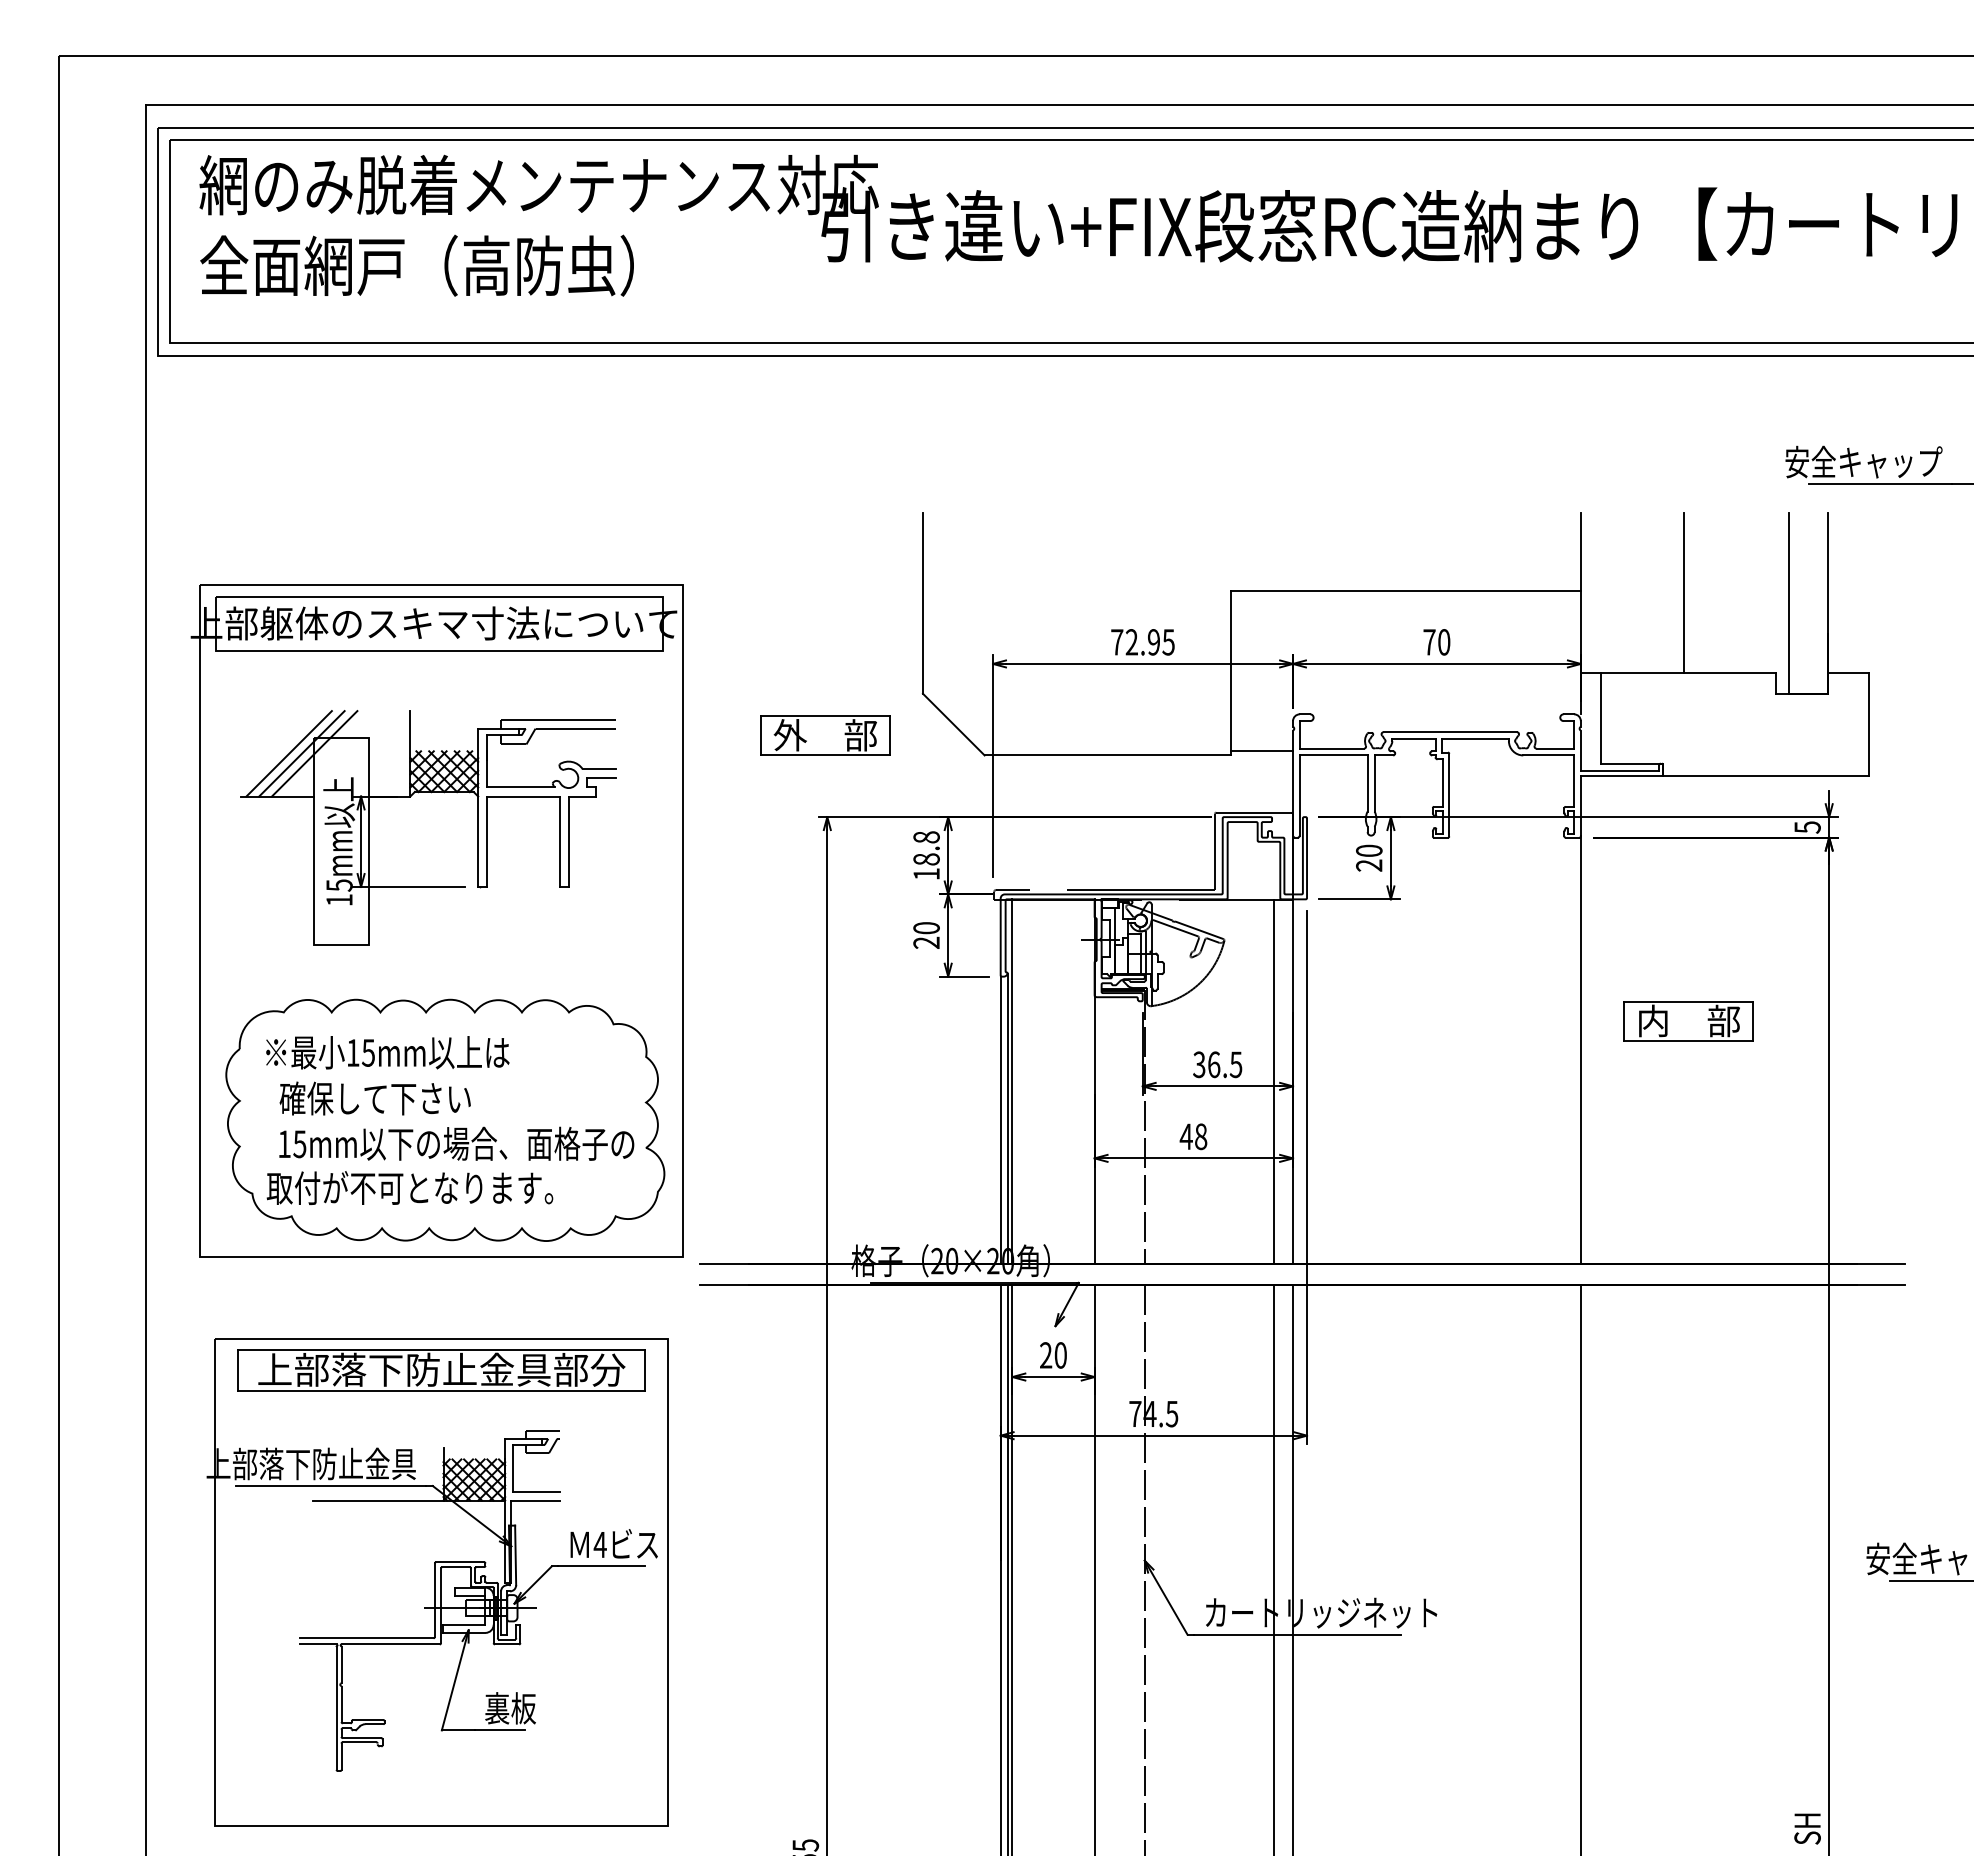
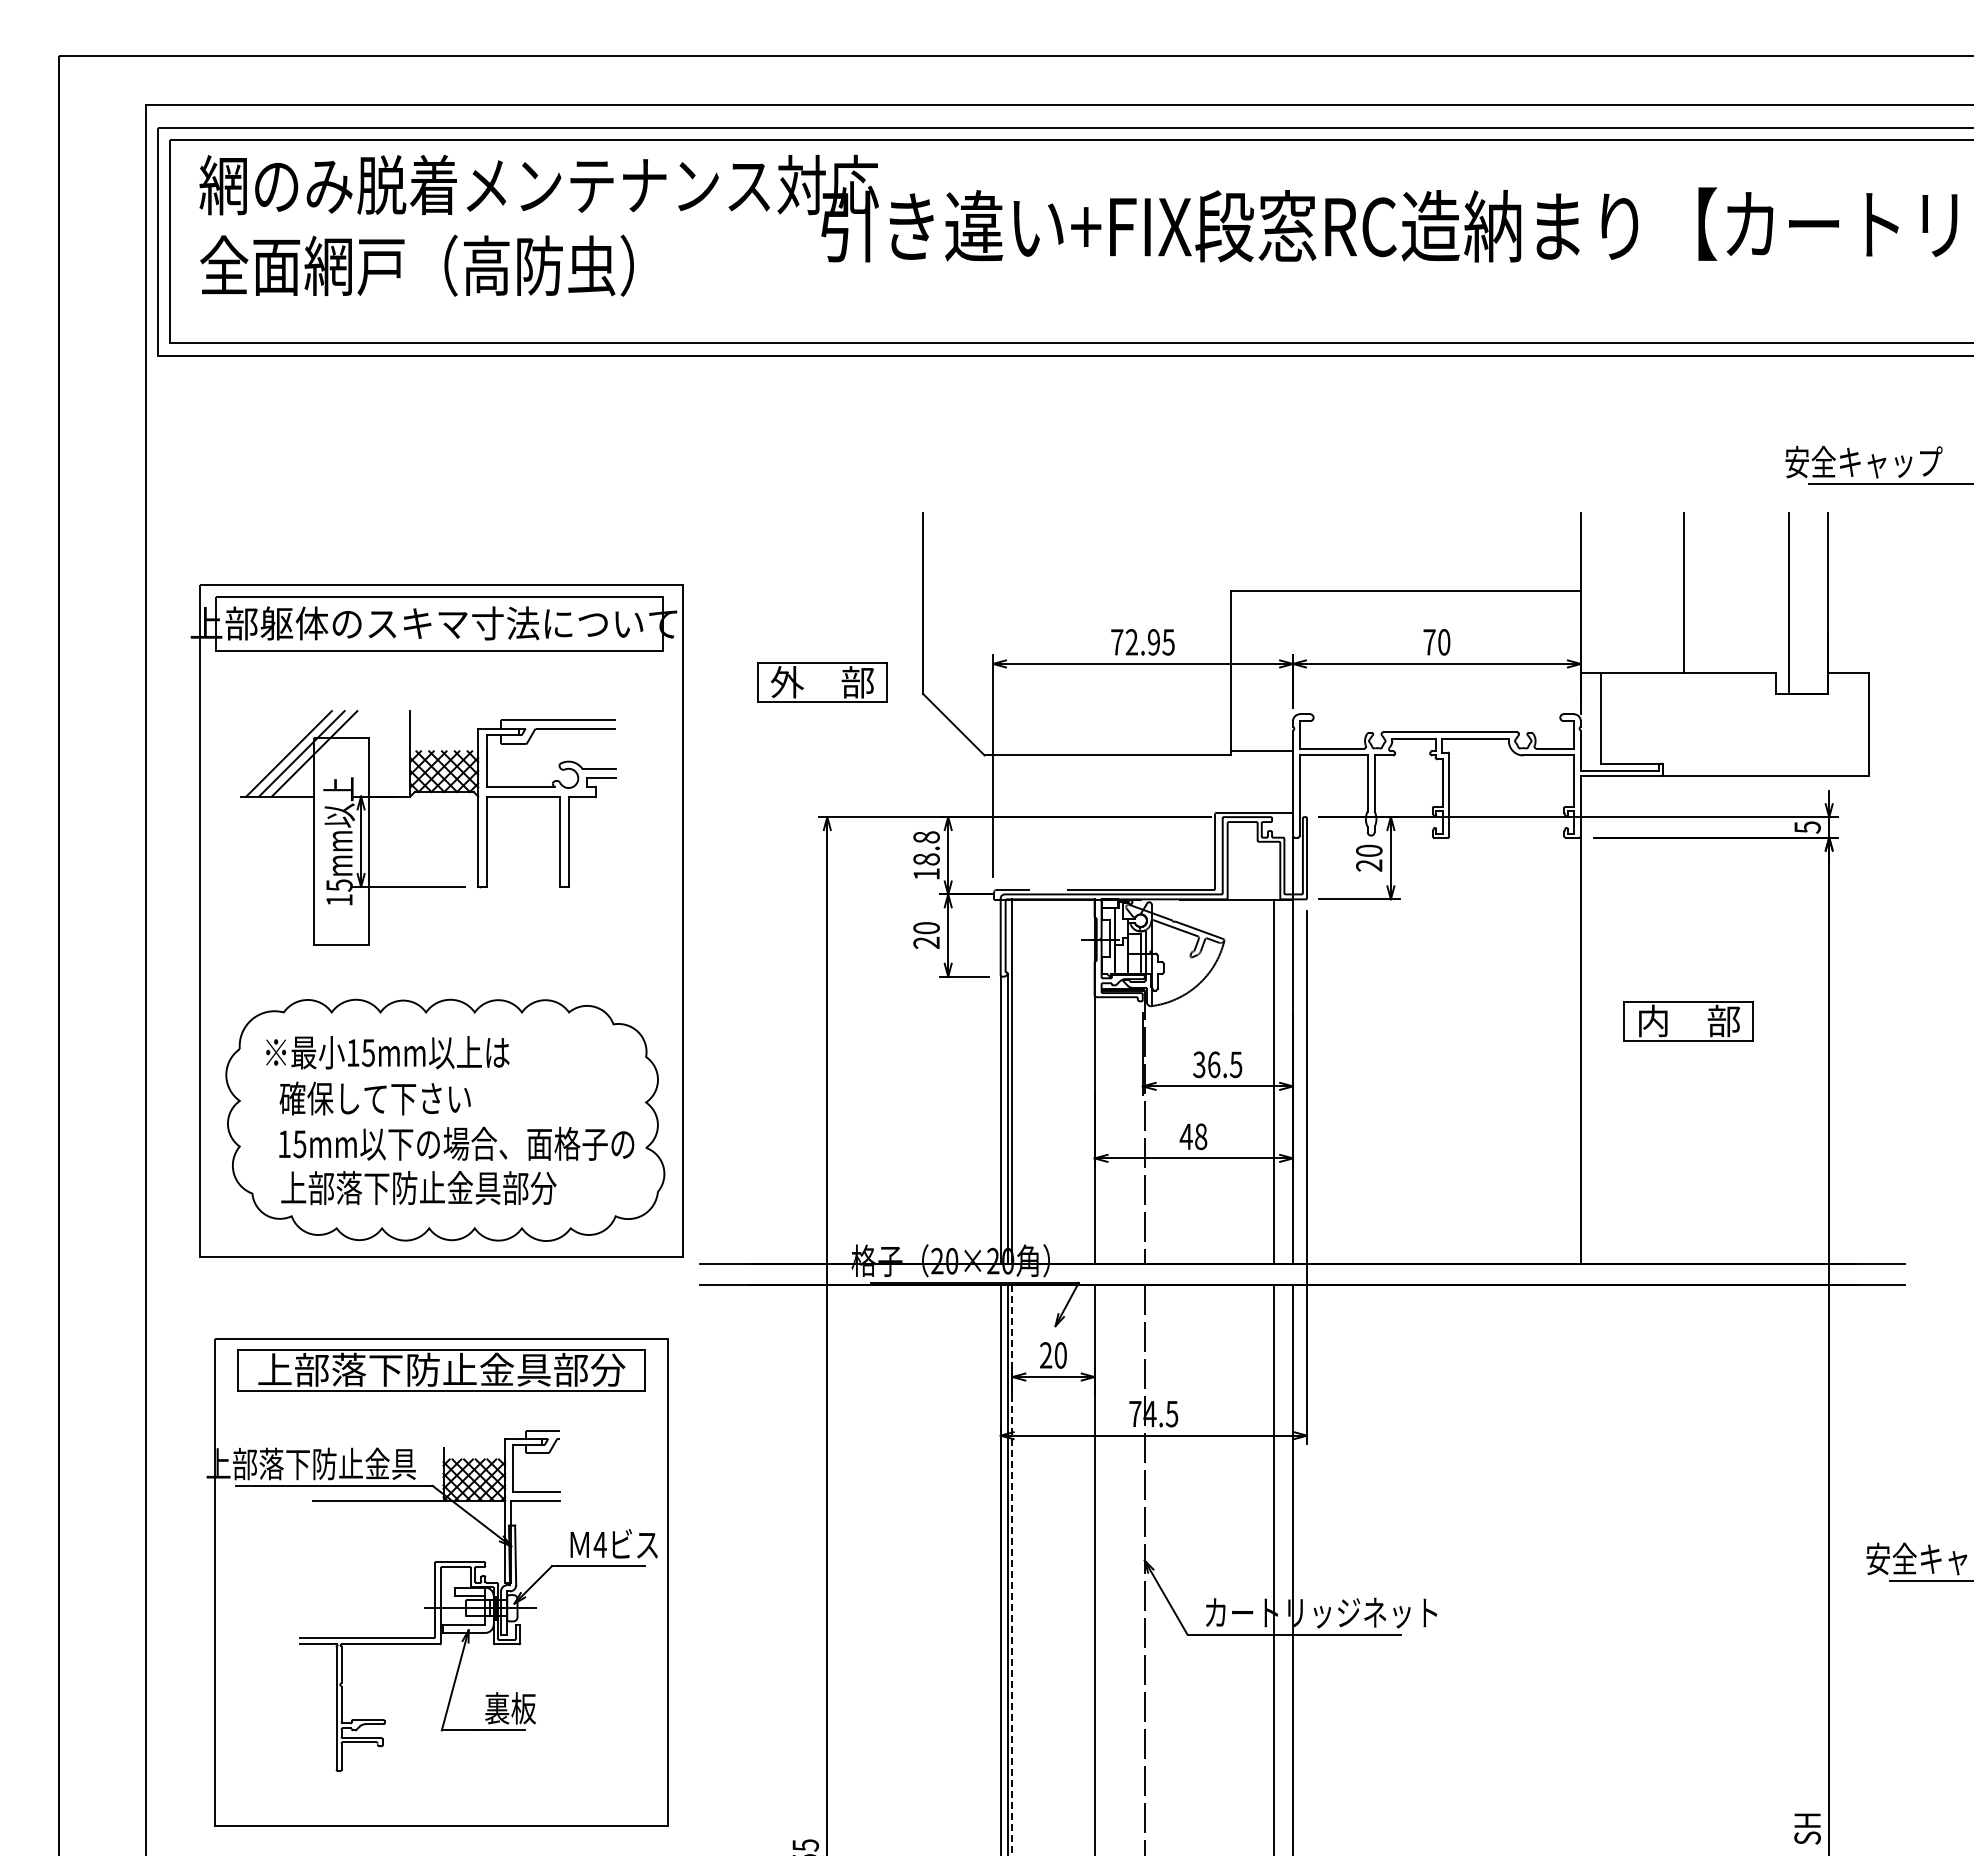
part position: (825, 735) -> (822, 682) (822, 682)
text: 取付が不可となります。 -> 上部落下防止金具部分 (411, 1188)
line: present -> none (1580, 1568)
line: solid -> dashed (1012, 1570)
